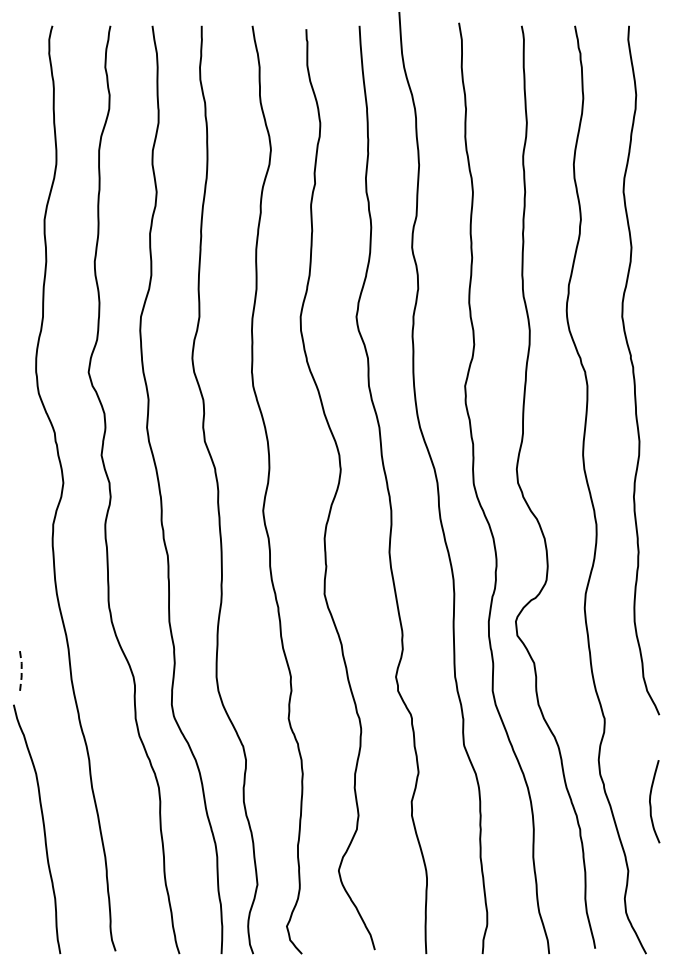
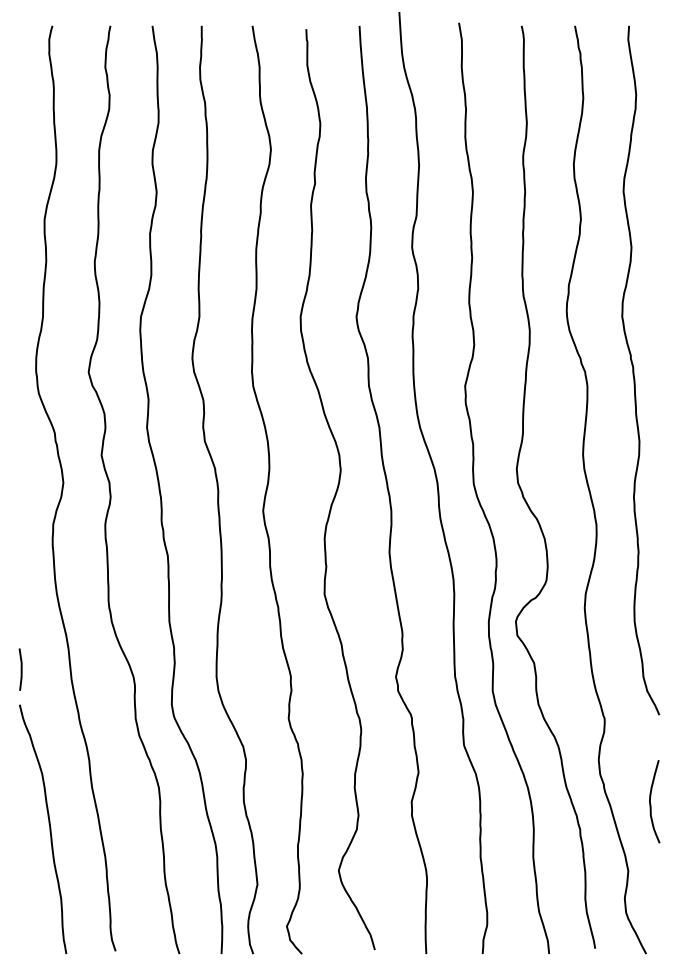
line: dashed -> solid (21, 669)
curve position: (43, 829) -> (49, 829) (49, 829)
